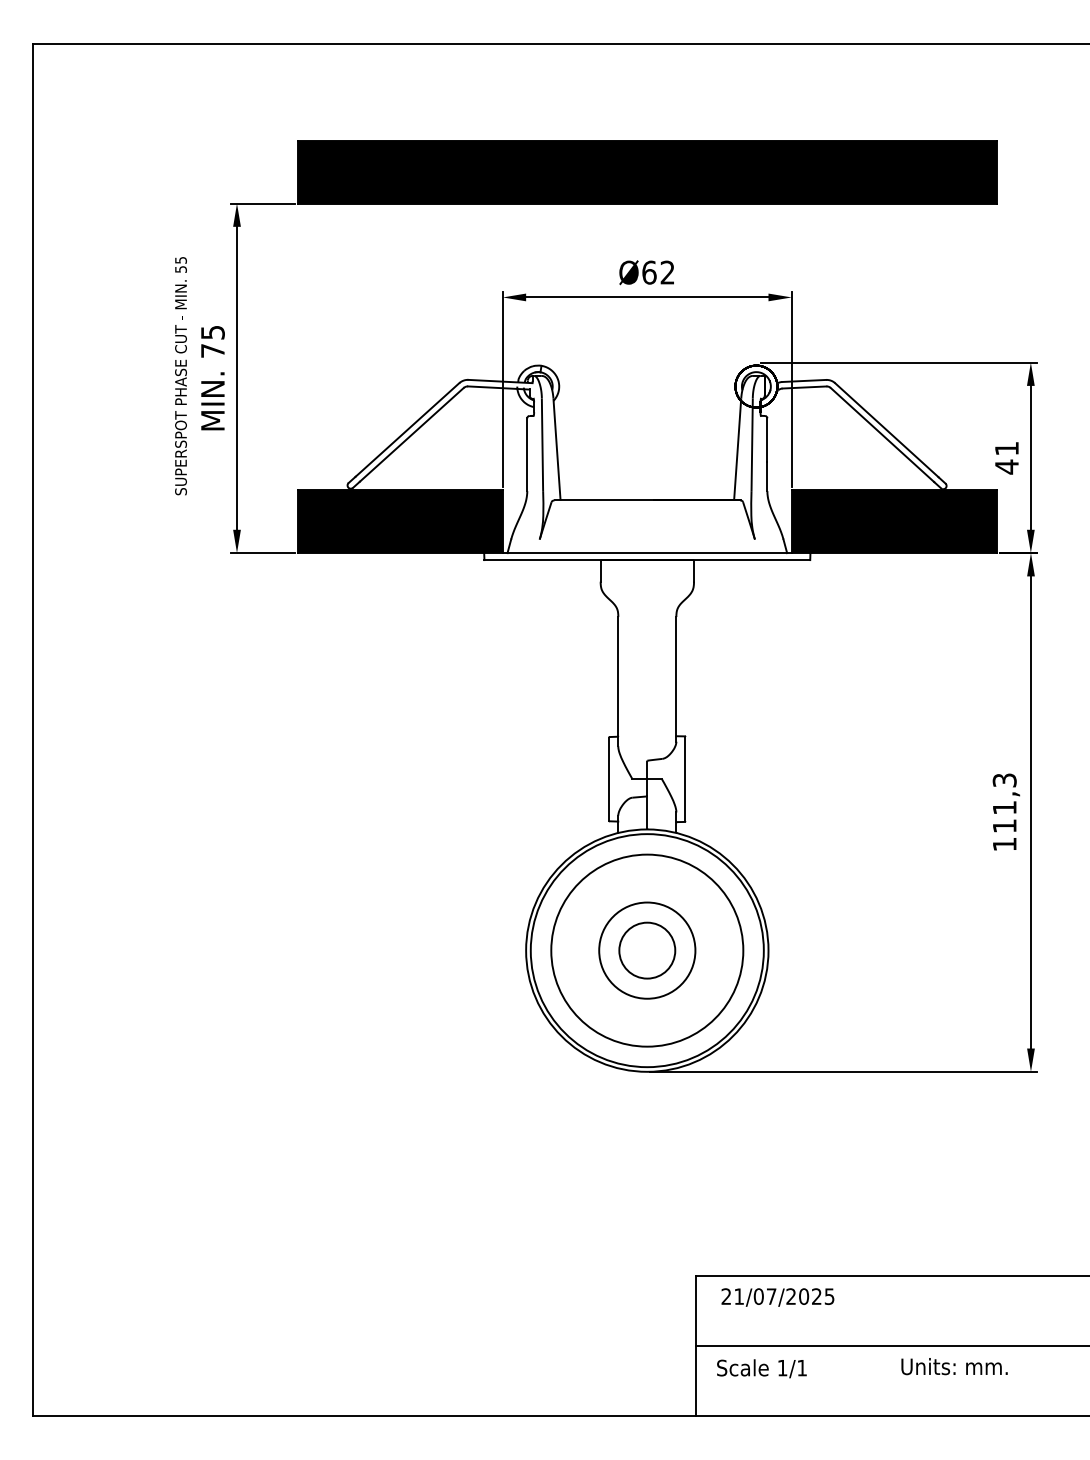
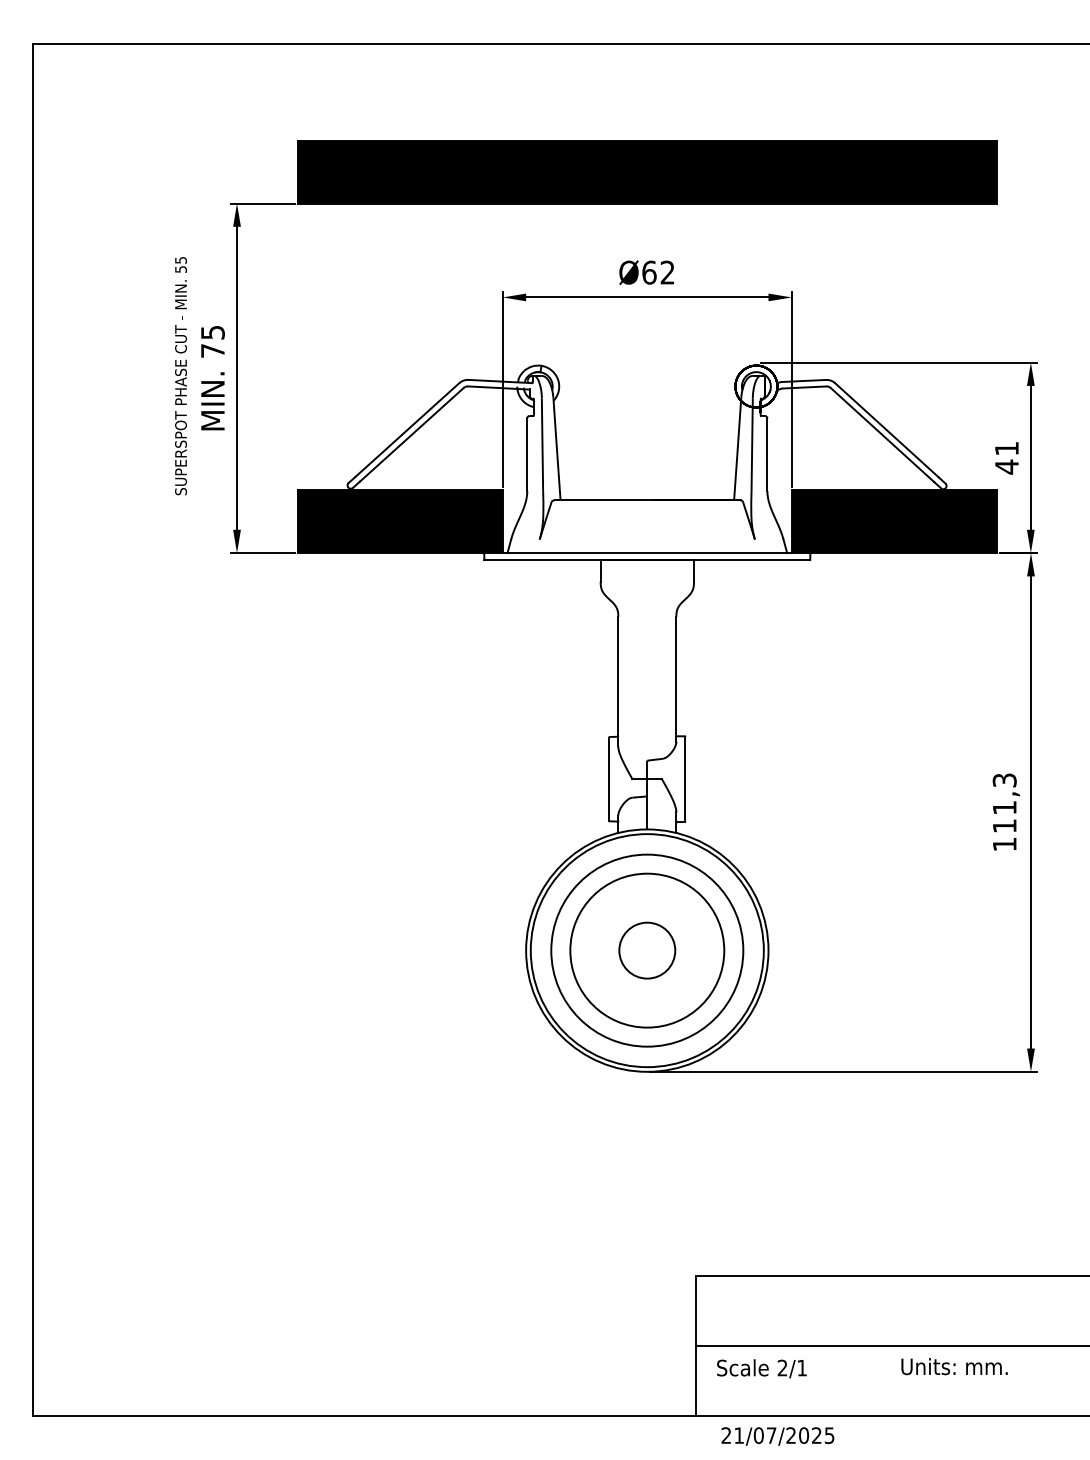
circle diameter: 96 px -> 154 px (647, 950)
text position: (777, 1297) -> (777, 1436) (777, 1436)
text: 1/1 -> 2/1 (782, 1367)
